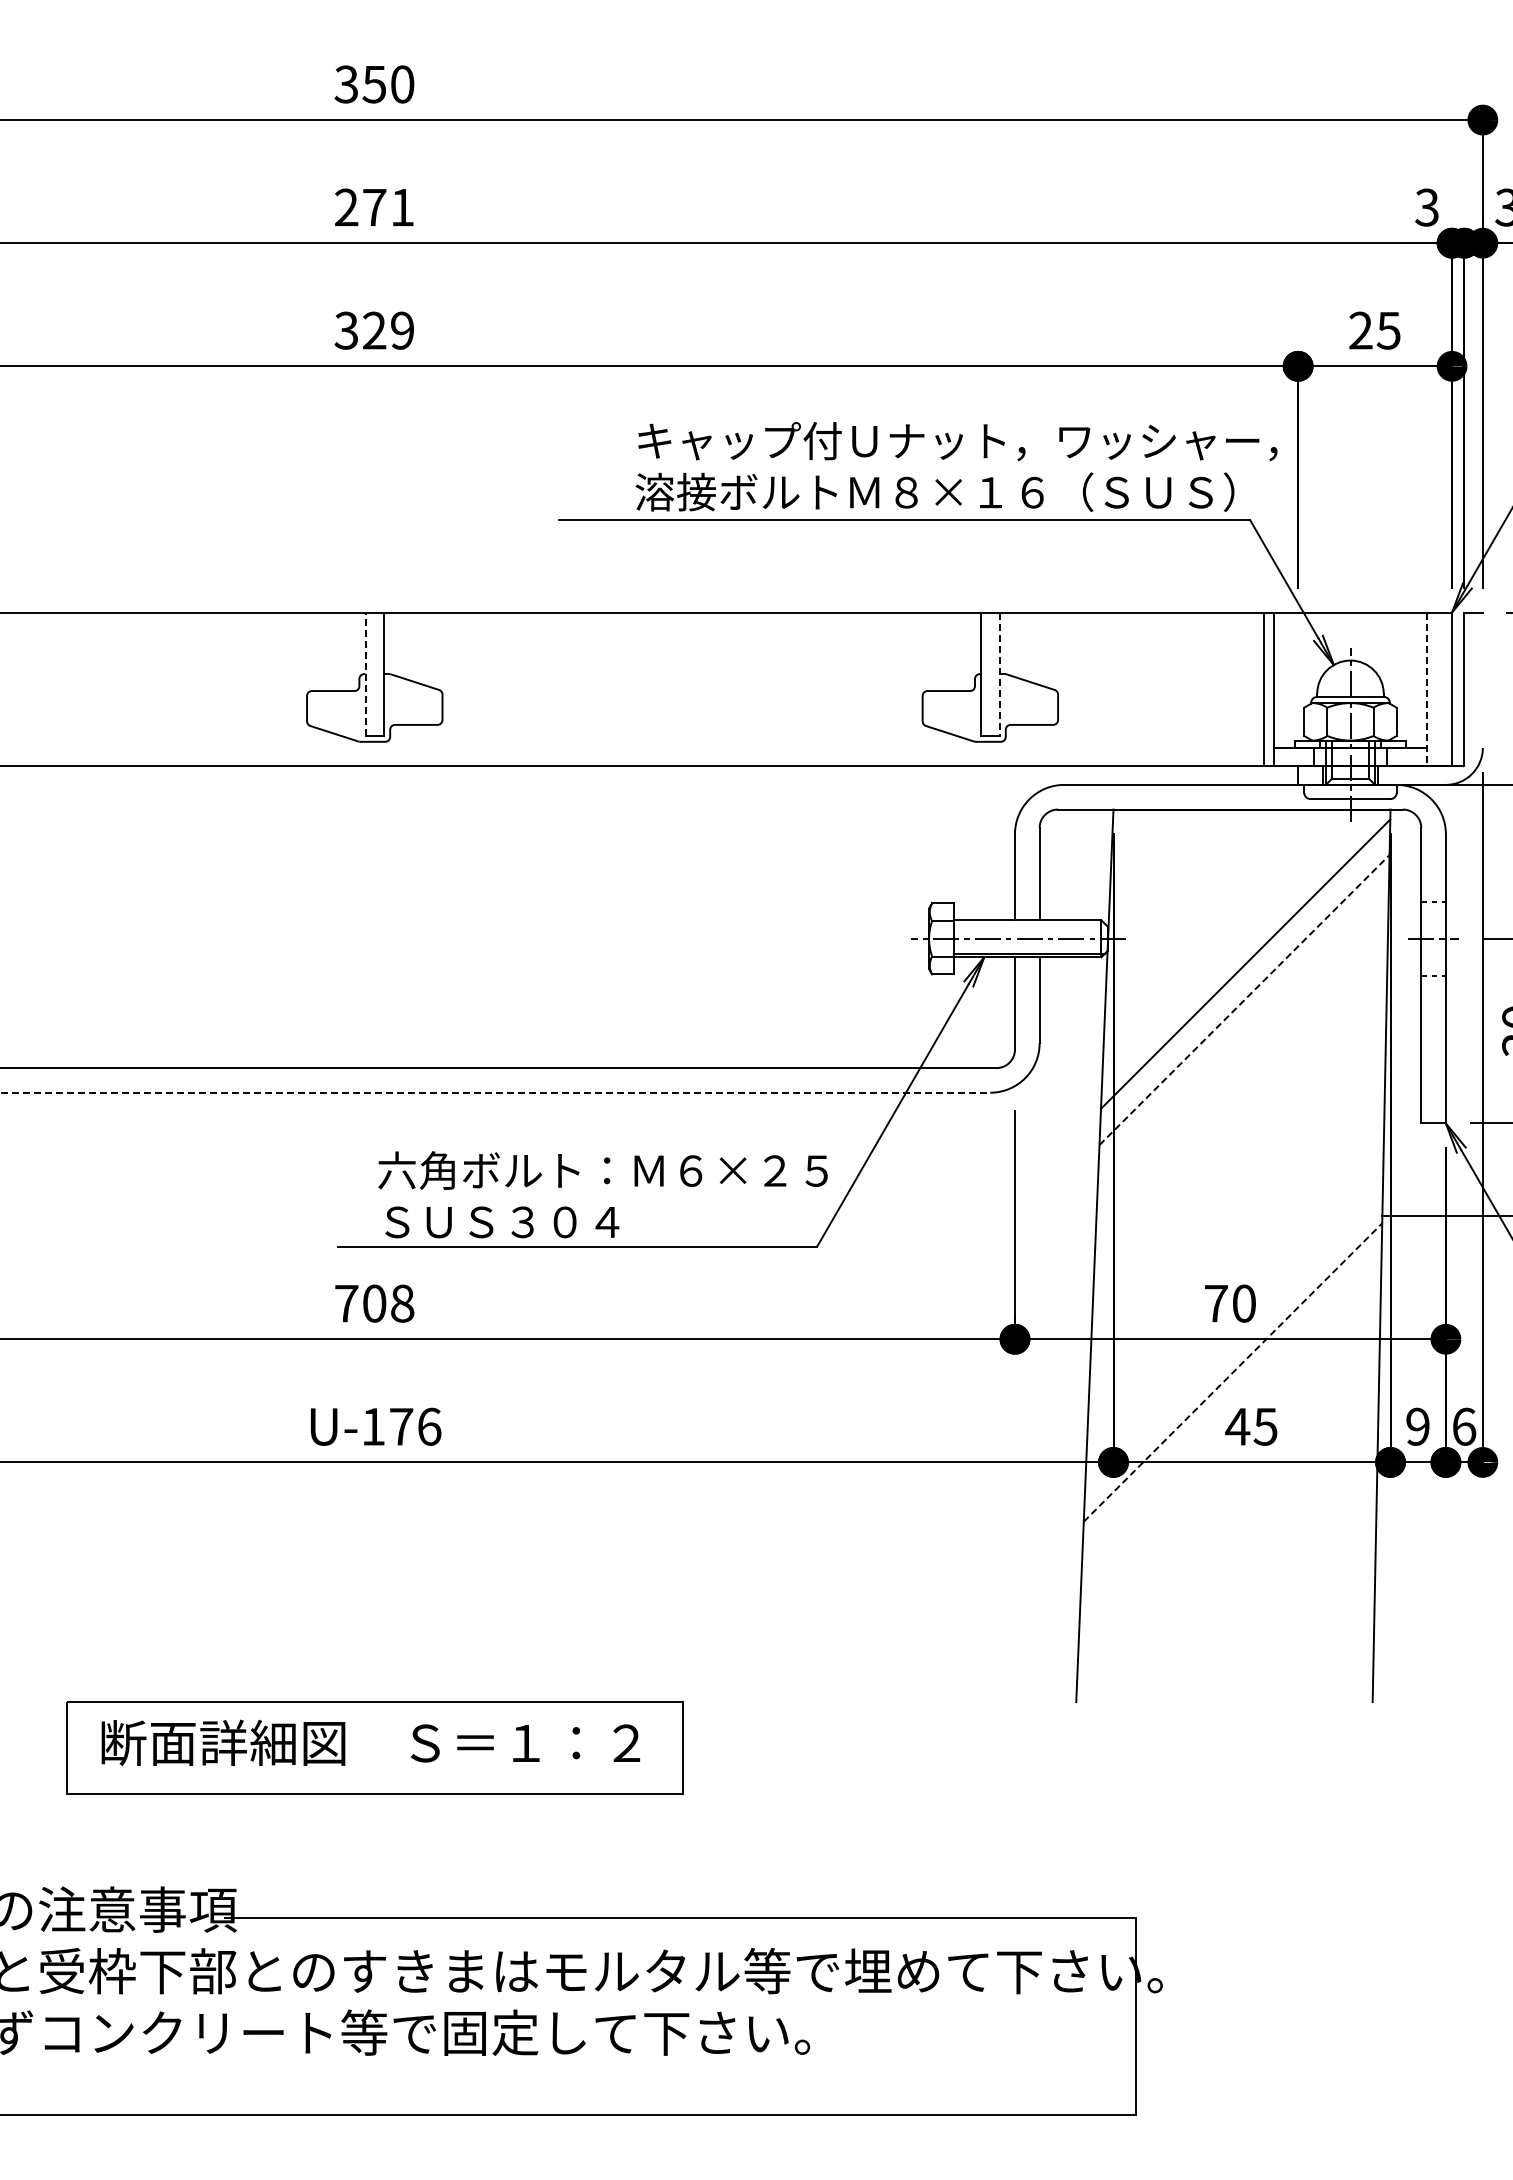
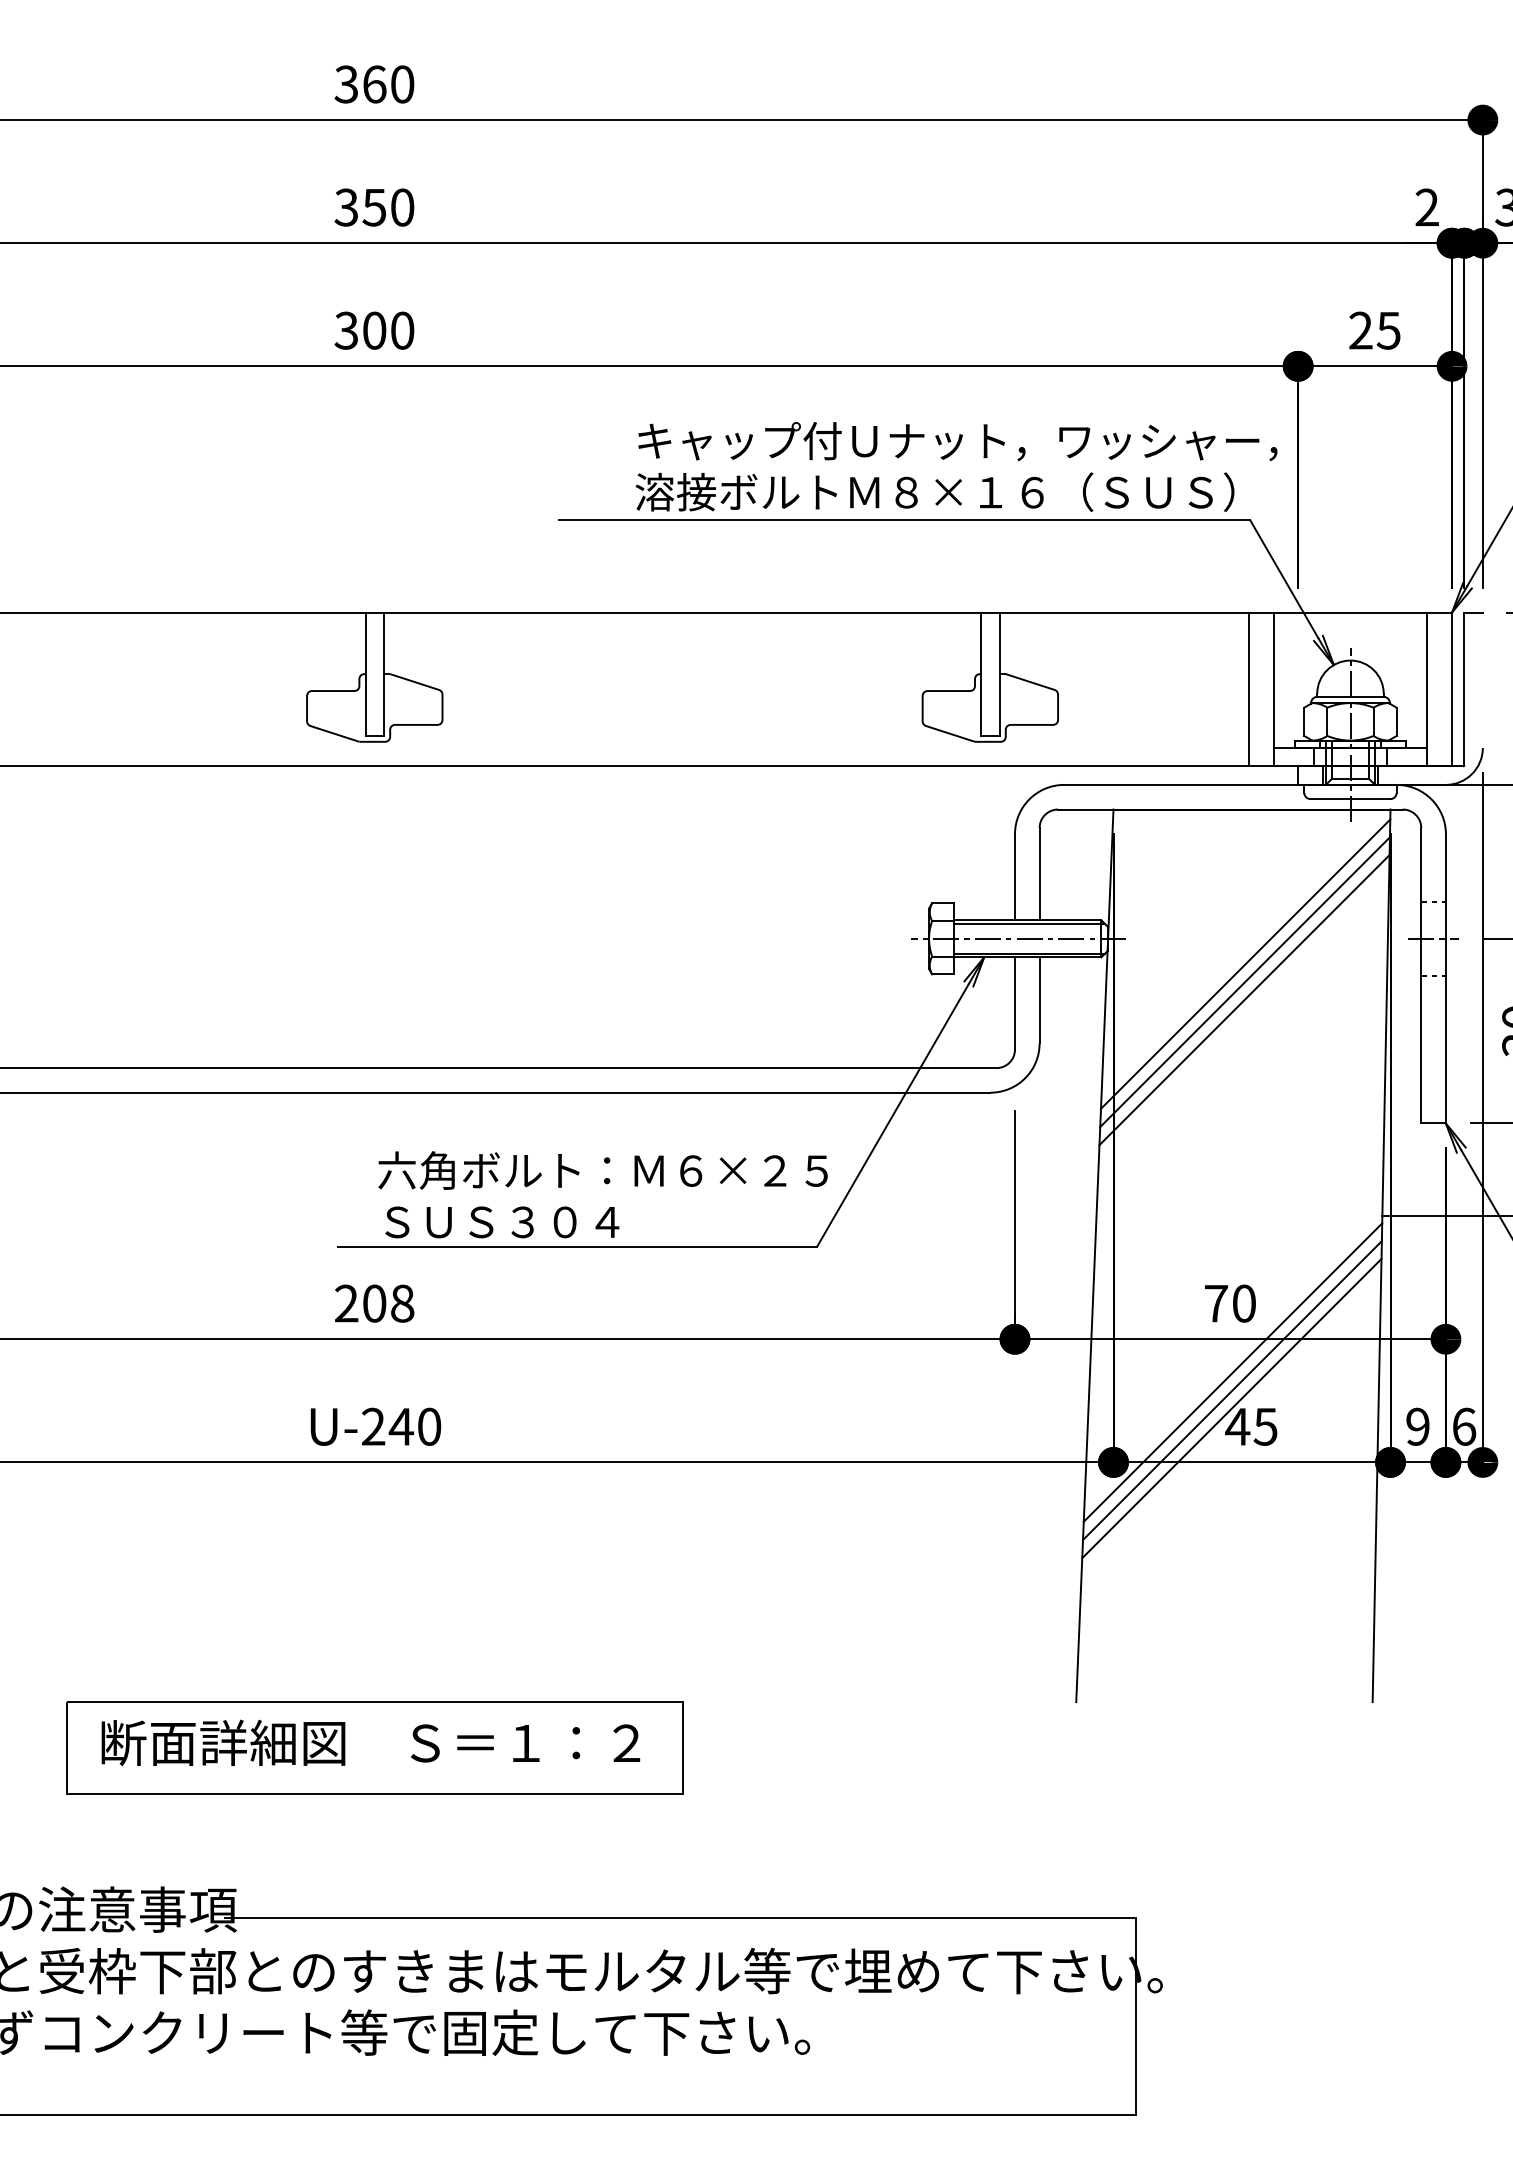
text: 350 -> 360 (374, 84)
text: 271 -> 350 (374, 207)
text: 3 -> 2 (1426, 207)
text: 329 -> 300 (388, 330)
line: dashed -> solid (365, 674)
line: dashed -> solid (999, 674)
line position: (1263, 689) -> (1248, 689) (1248, 689)
line: dashed -> solid (1427, 689)
line: none -> present (1029, 924)
line: none -> present (1244, 982)
line: dashed -> solid (1244, 999)
line: dashed -> solid (495, 1092)
text: 708 -> 208 (346, 1303)
line: dashed -> solid (1233, 1372)
line: none -> present (1232, 1390)
line: none -> present (1231, 1408)
text: U-176 -> U-240 (401, 1426)
